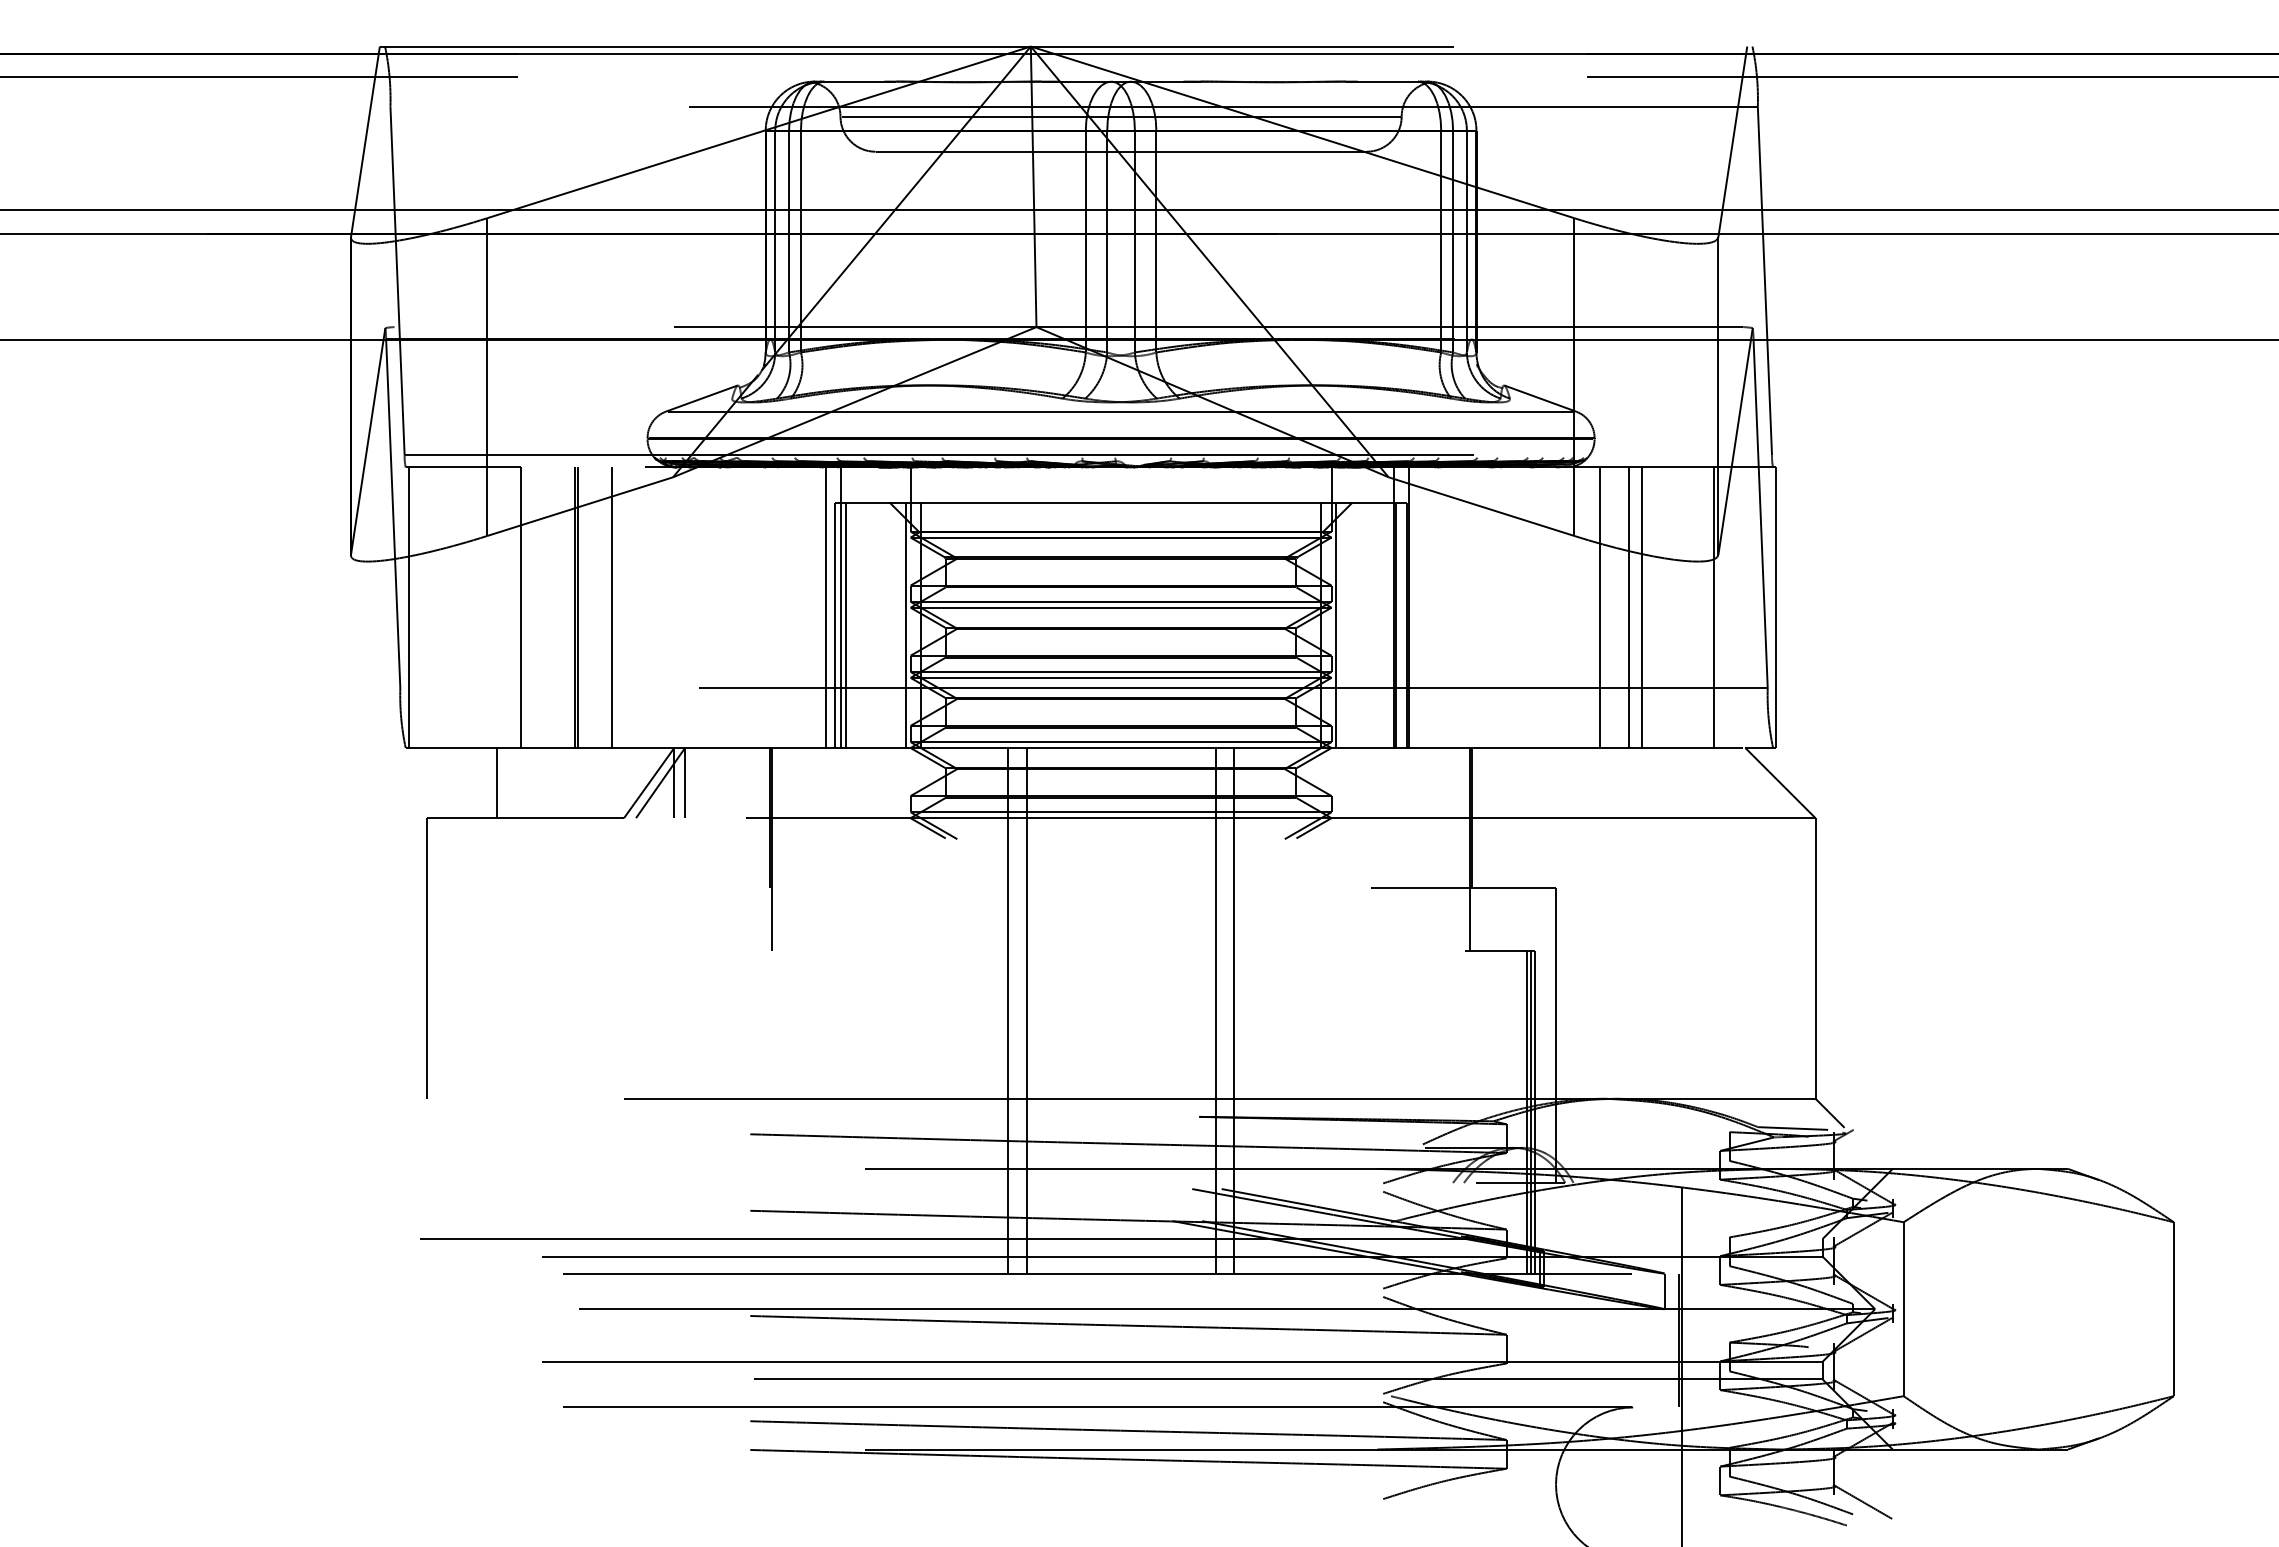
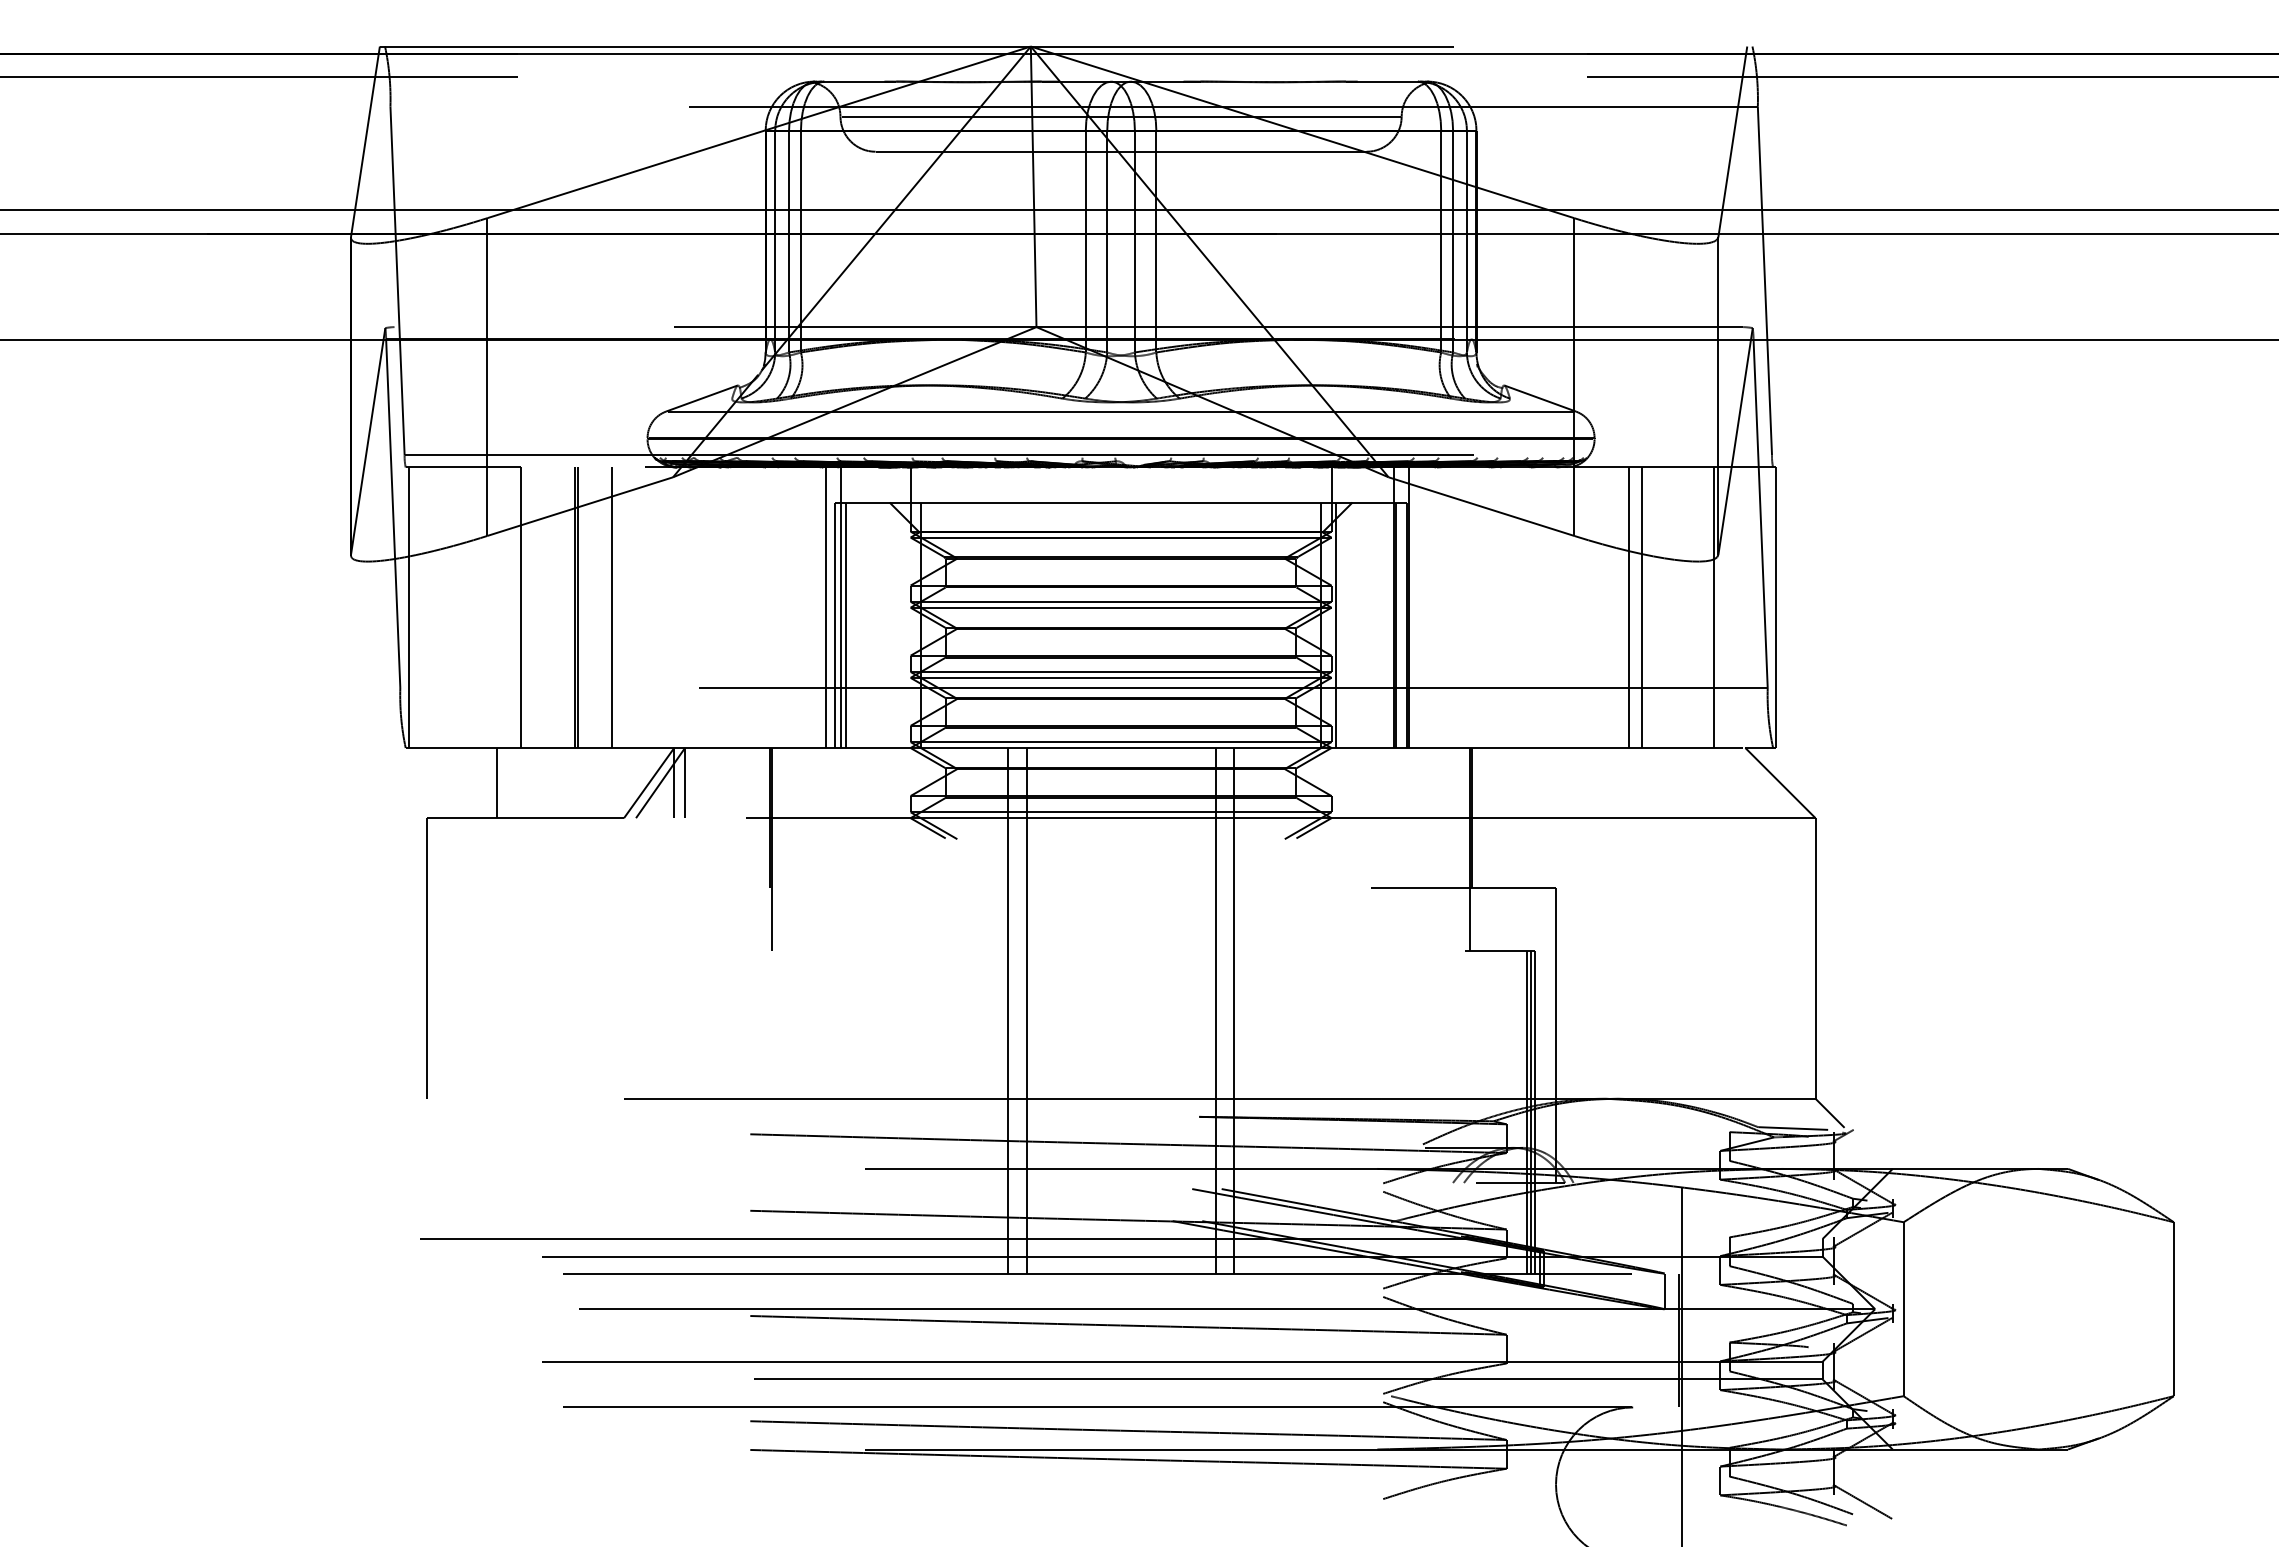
line: present -> none (1599, 607)
line: present -> none (905, 625)
